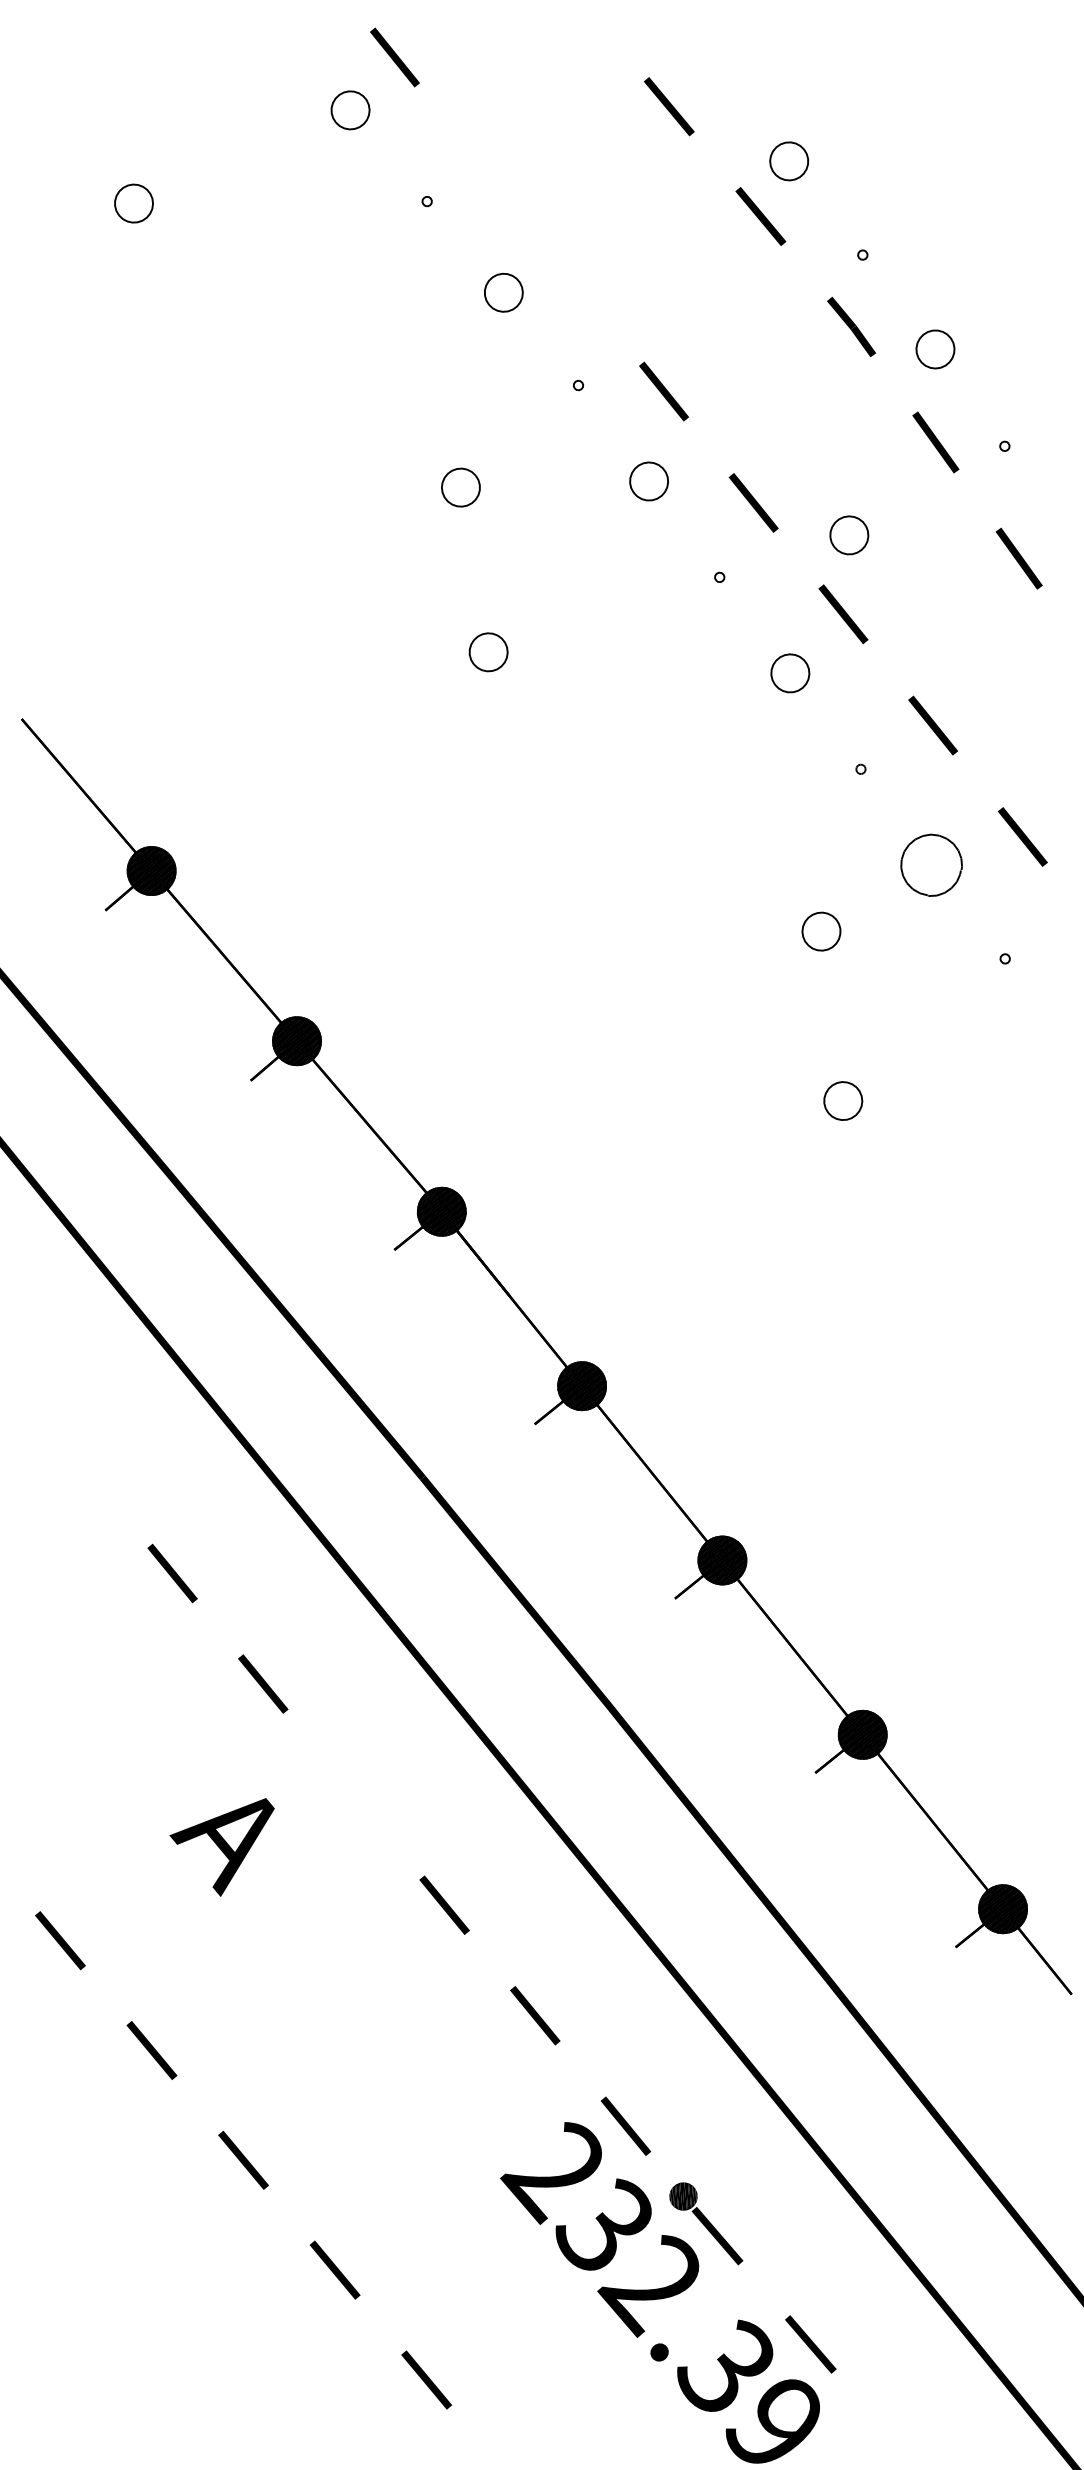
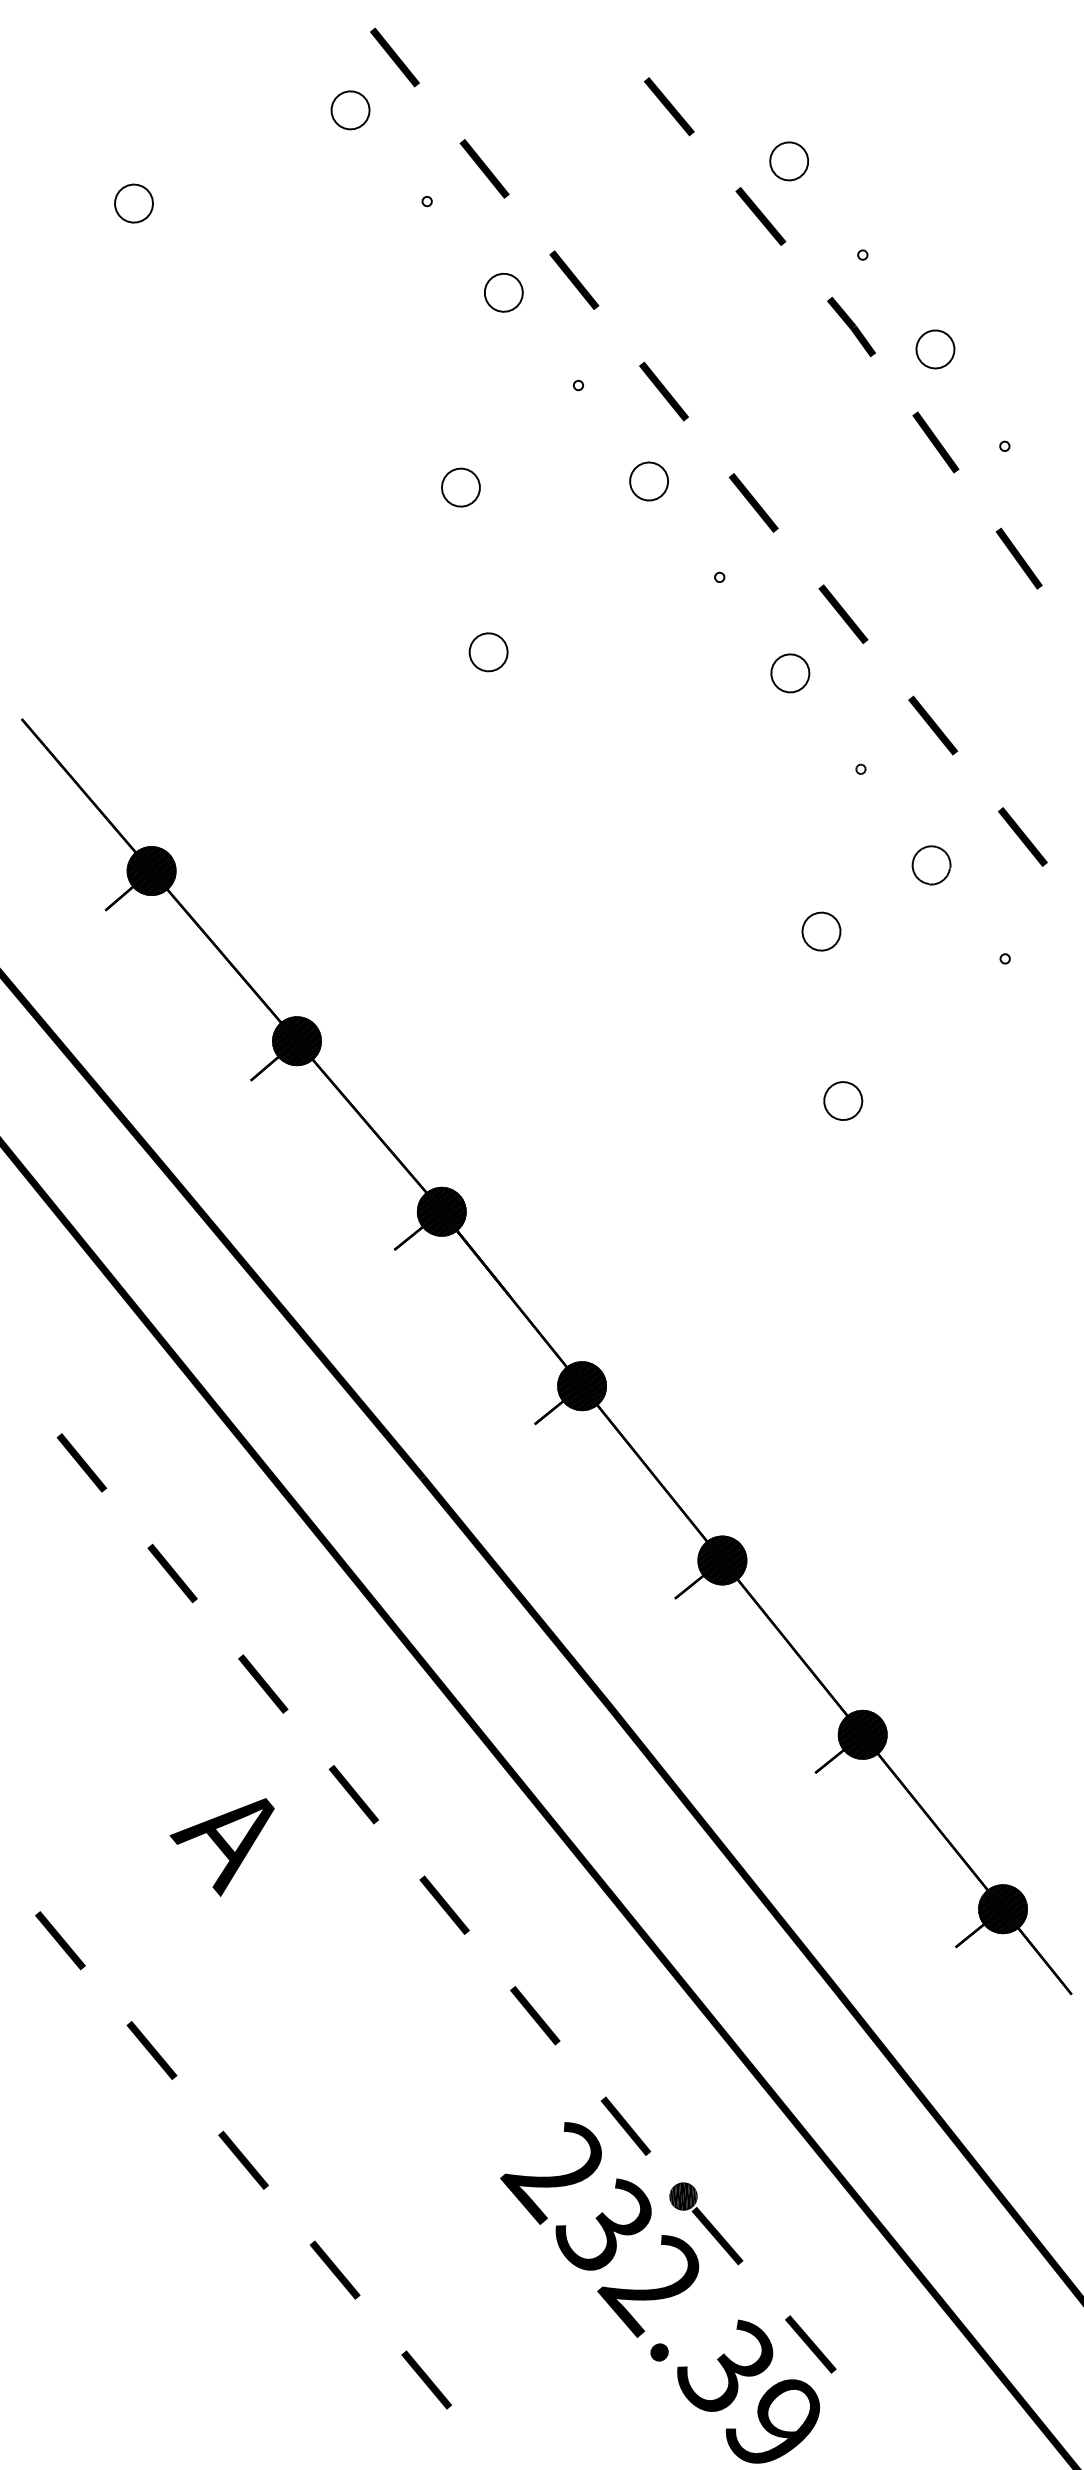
line: none -> present (484, 168)
line: none -> present (574, 279)
part: present -> none (849, 535)
part size: 63x64 px -> 41x41 px (931, 865)
line: none -> present (81, 1462)
line: none -> present (353, 1794)
